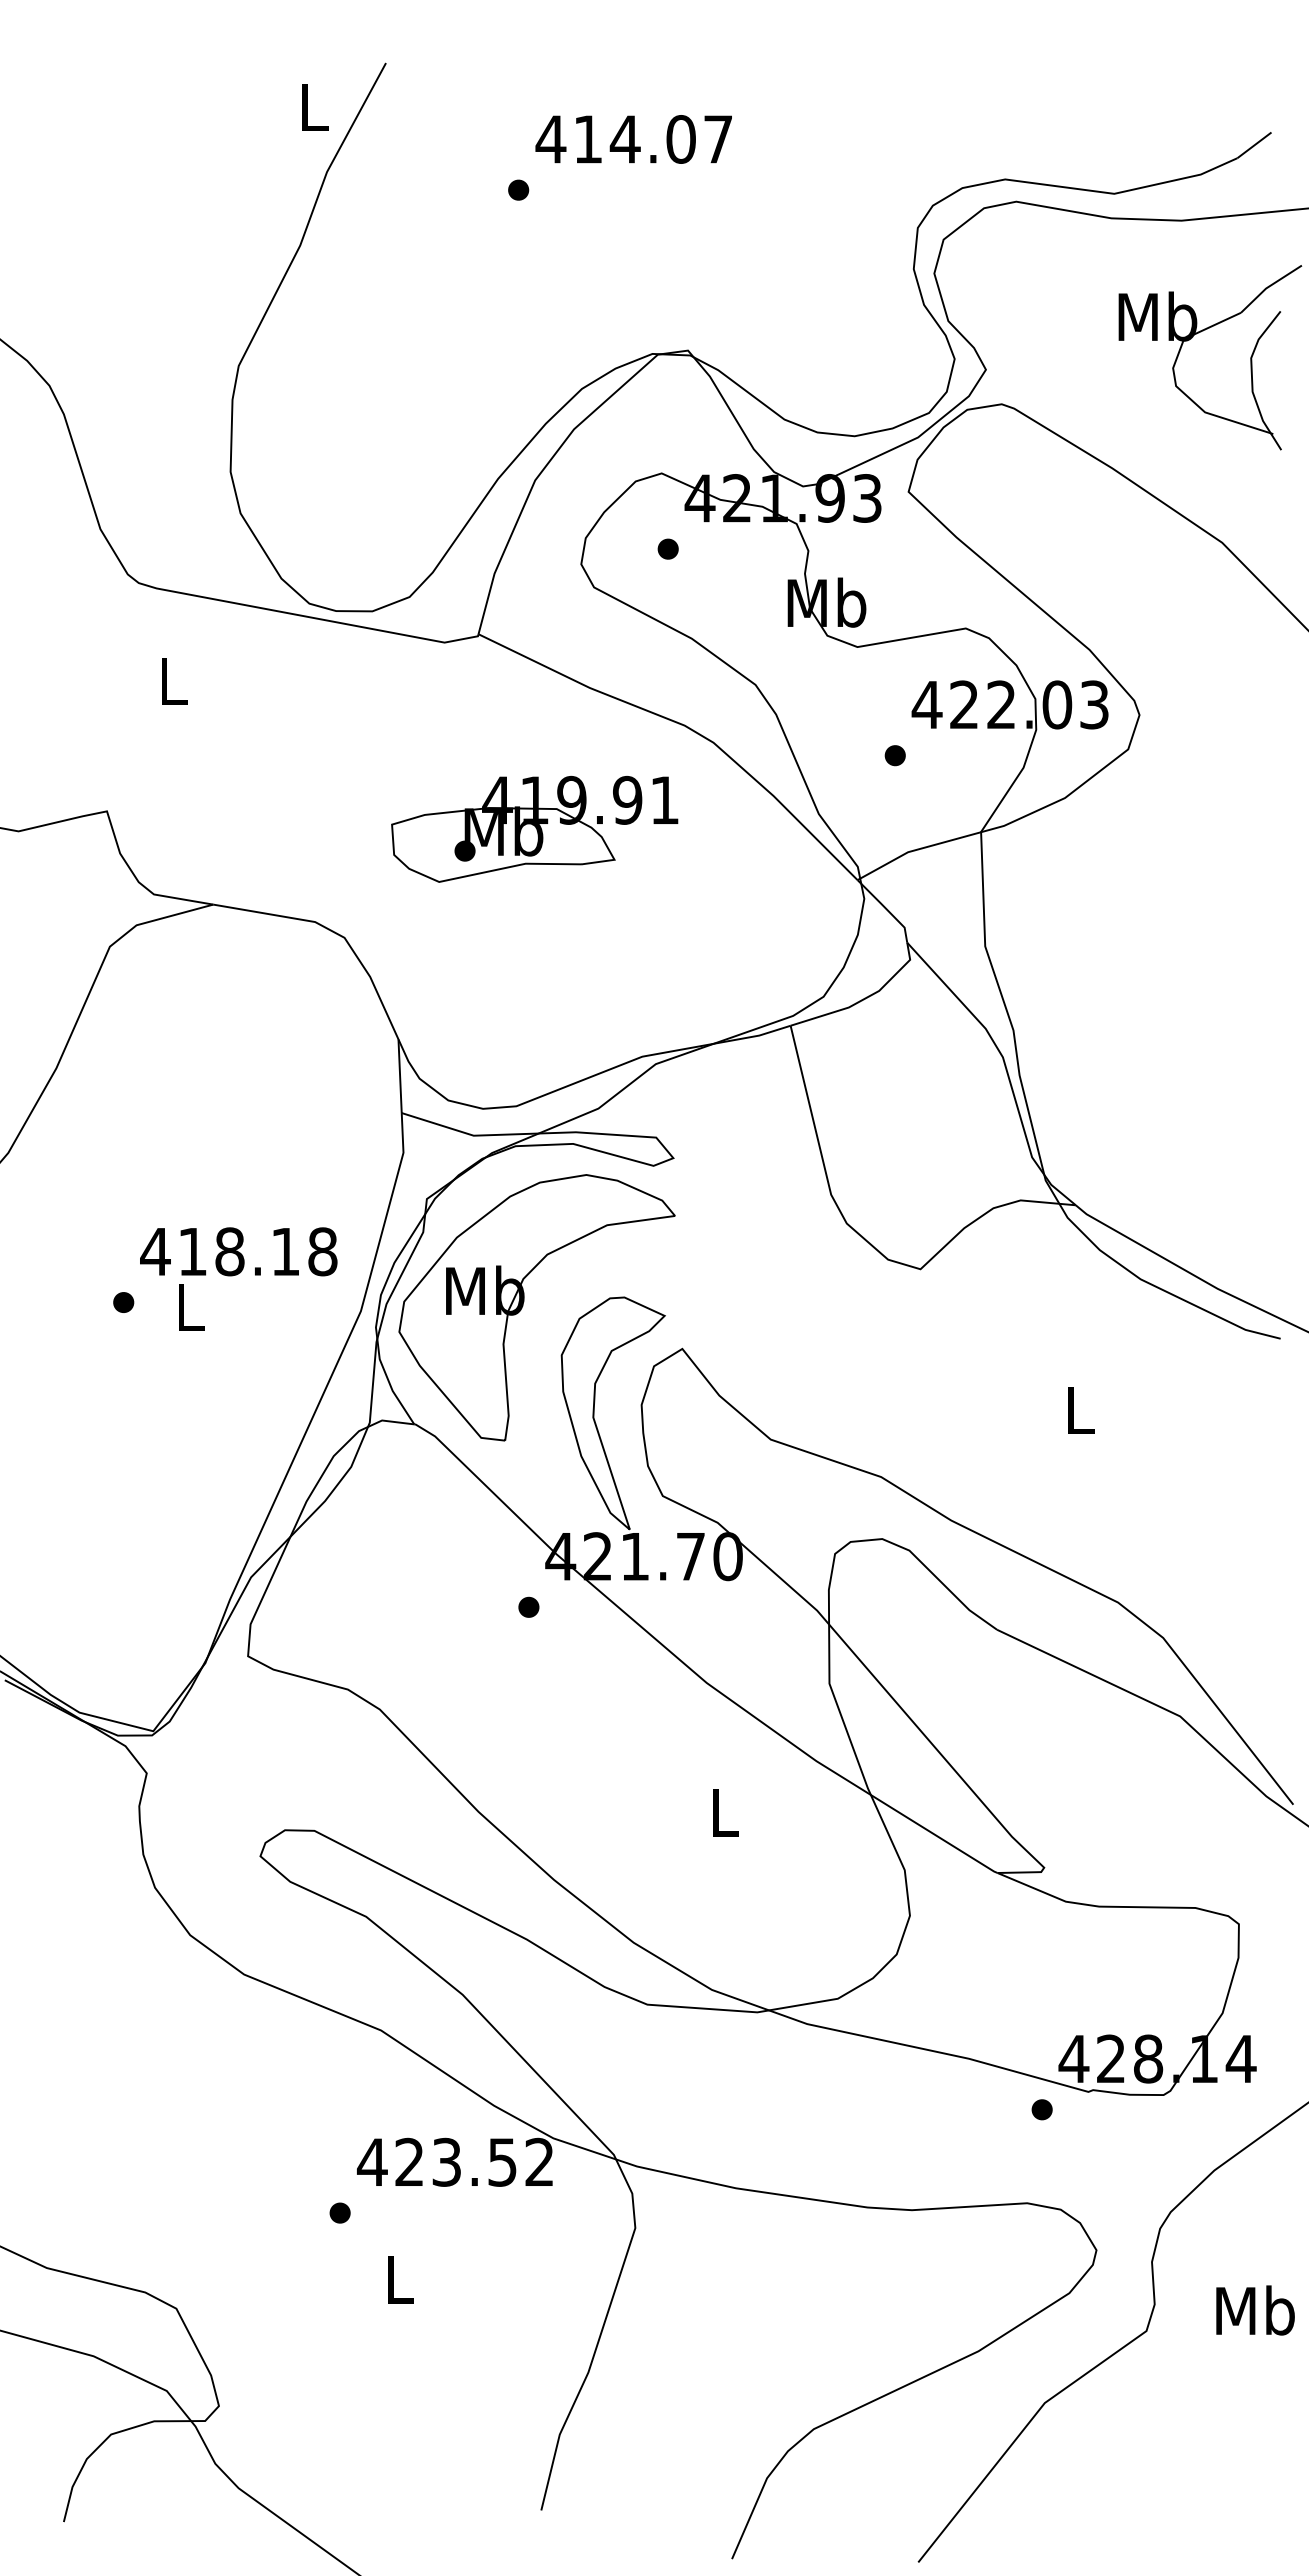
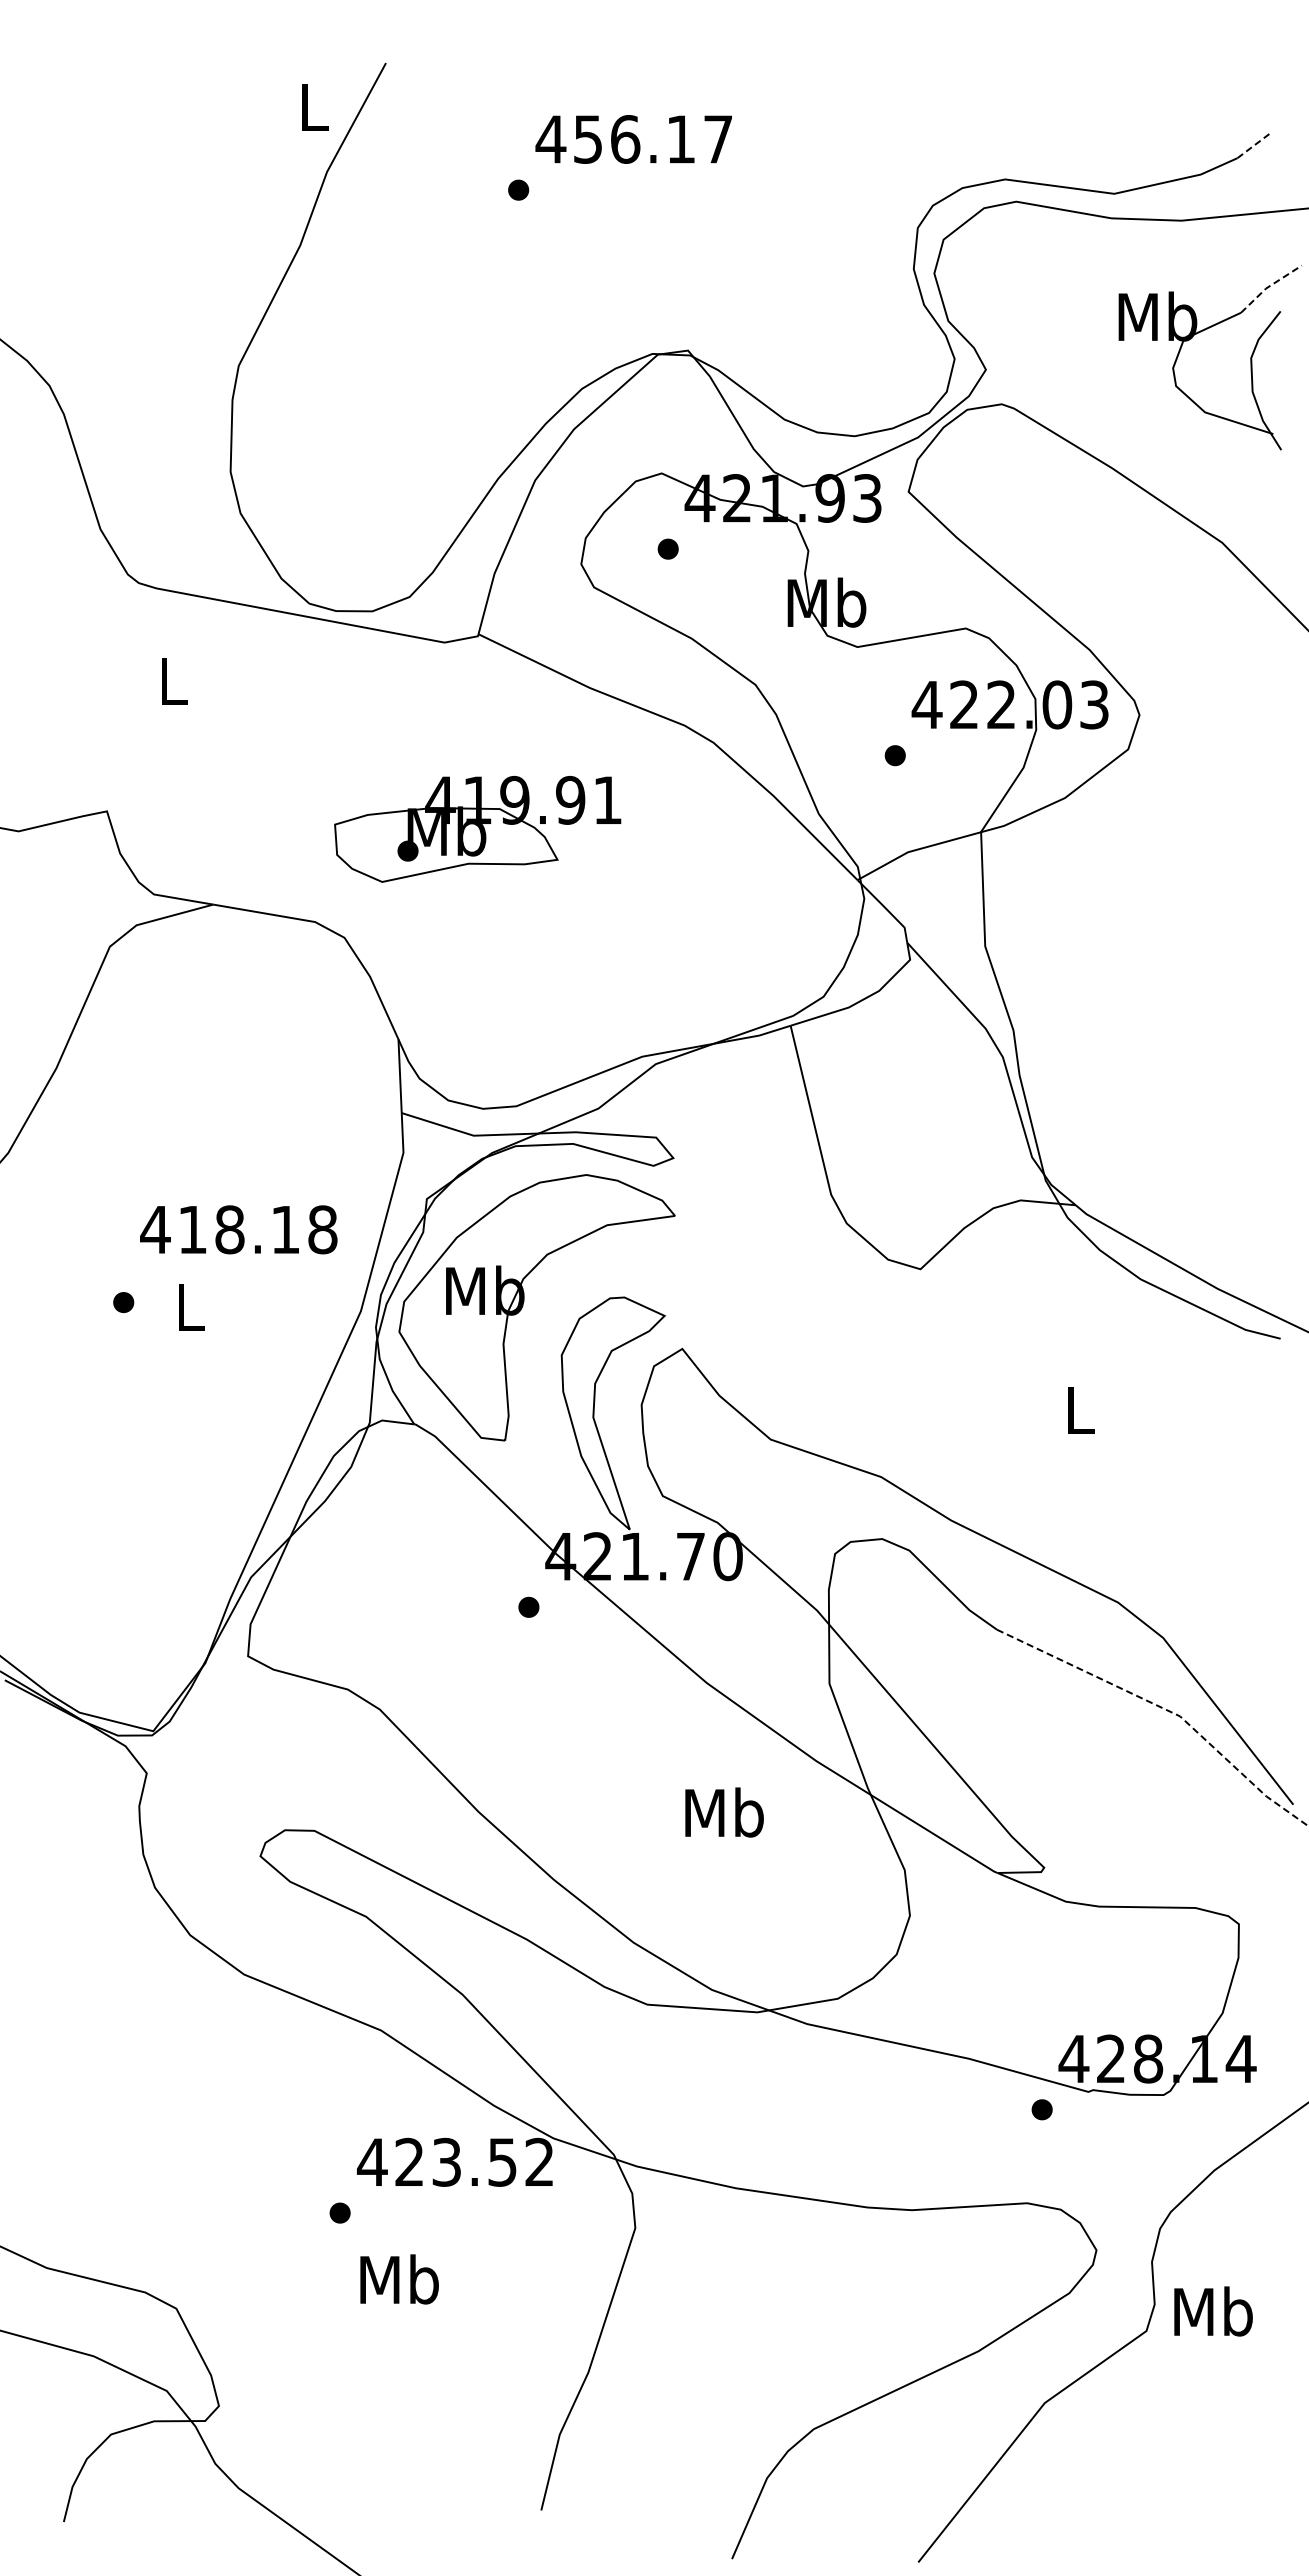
text: 414.07 -> 456.17 (634, 139)
line: solid -> dashed (1254, 145)
line: solid -> dashed (1269, 286)
part position: (534, 829) -> (477, 829) (477, 829)
text position: (238, 1251) -> (238, 1229) (238, 1229)
line: solid -> dashed (1166, 1710)
text: L -> Mb (724, 1812)
text: L -> Mb (399, 2279)
text position: (1255, 2310) -> (1213, 2311) (1213, 2311)
